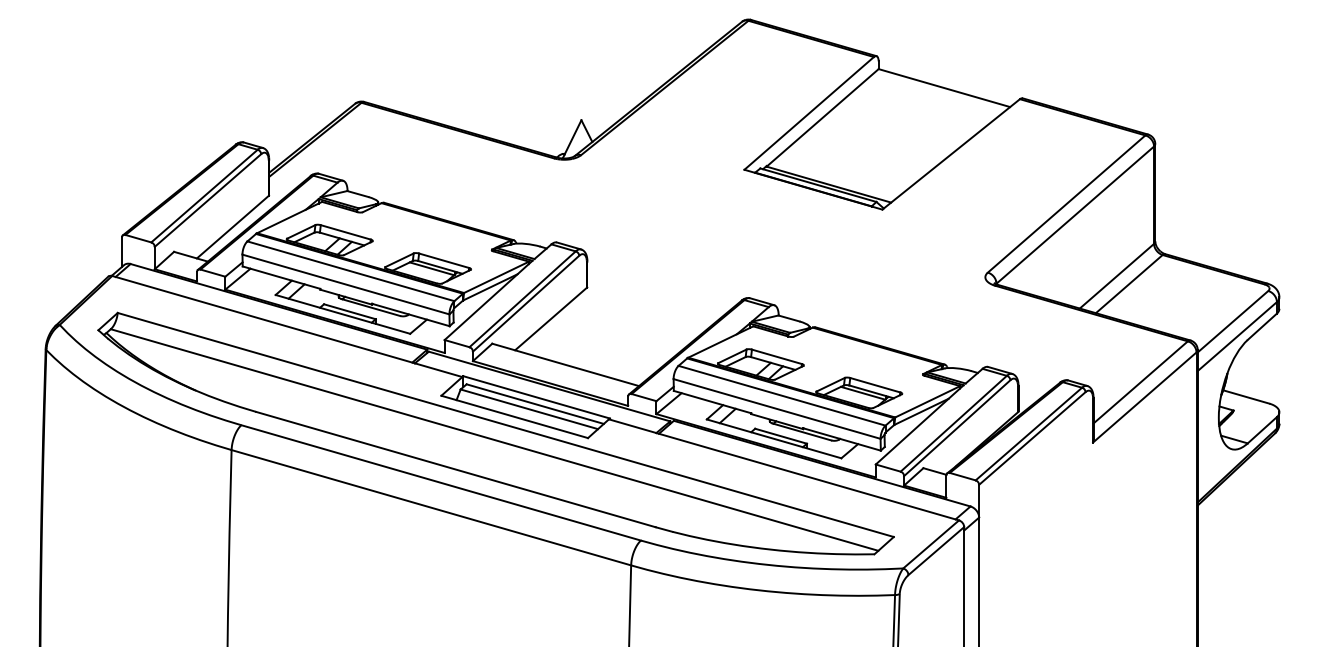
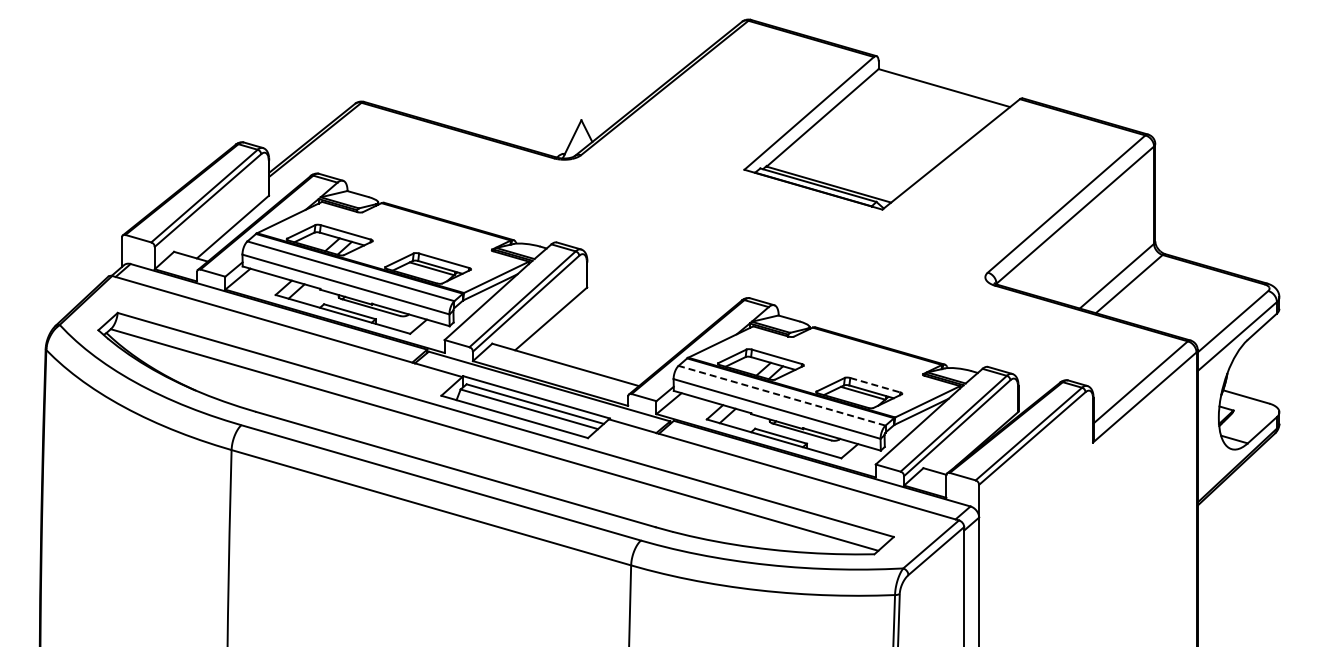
line: solid -> dashed (875, 385)
line: solid -> dashed (782, 395)
